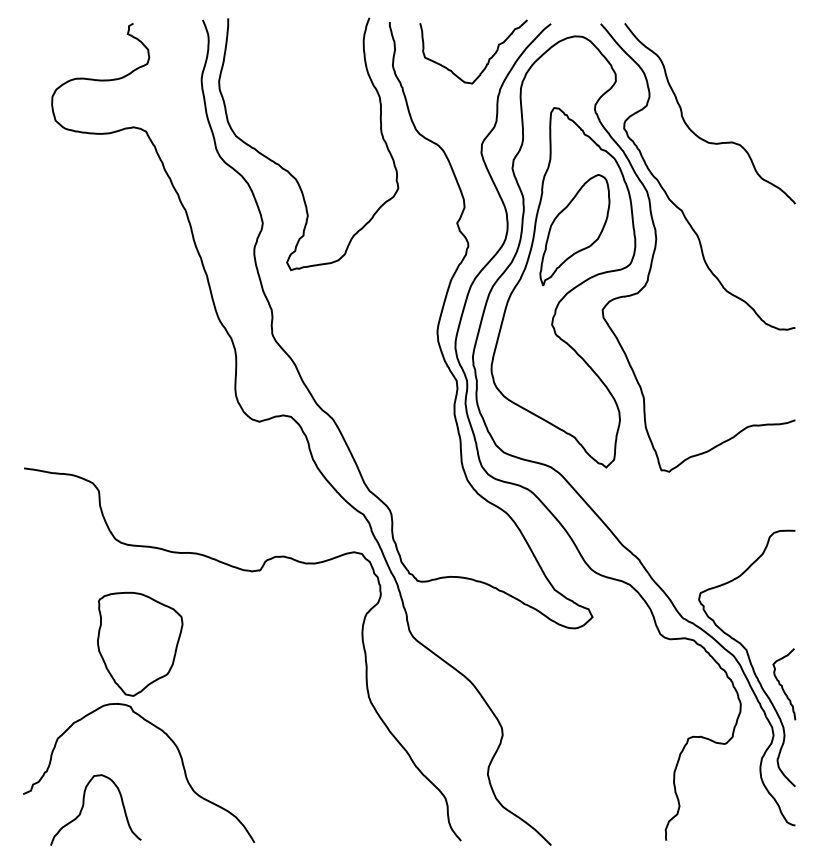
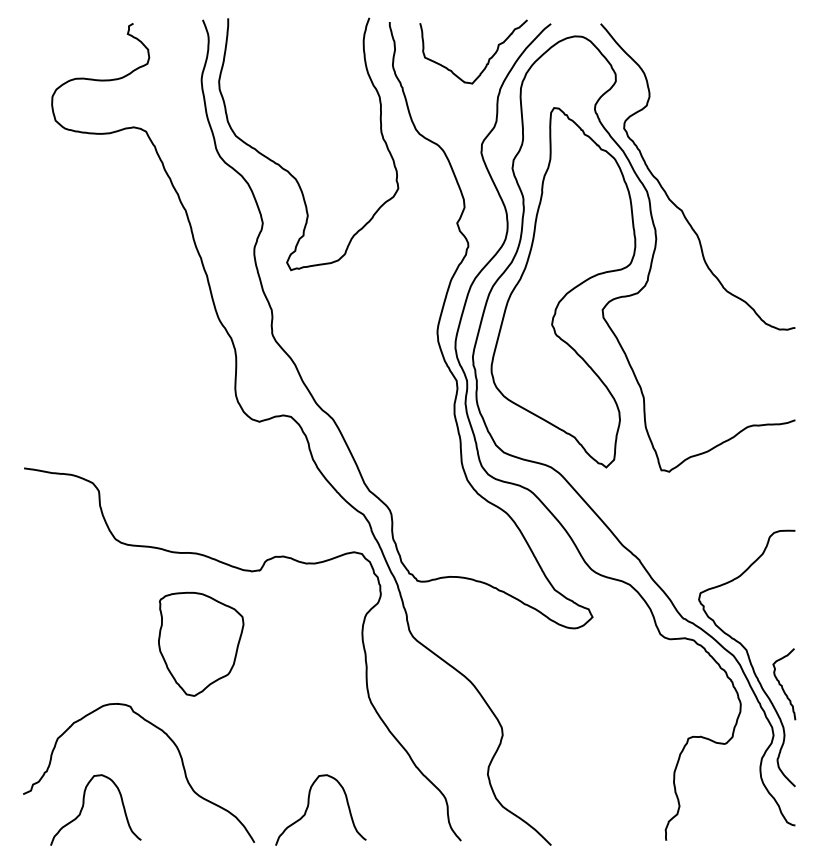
curve: present -> none (692, 130)
part: present -> none (574, 230)
part position: (140, 643) -> (201, 643) (201, 643)
curve: none -> present (308, 808)
